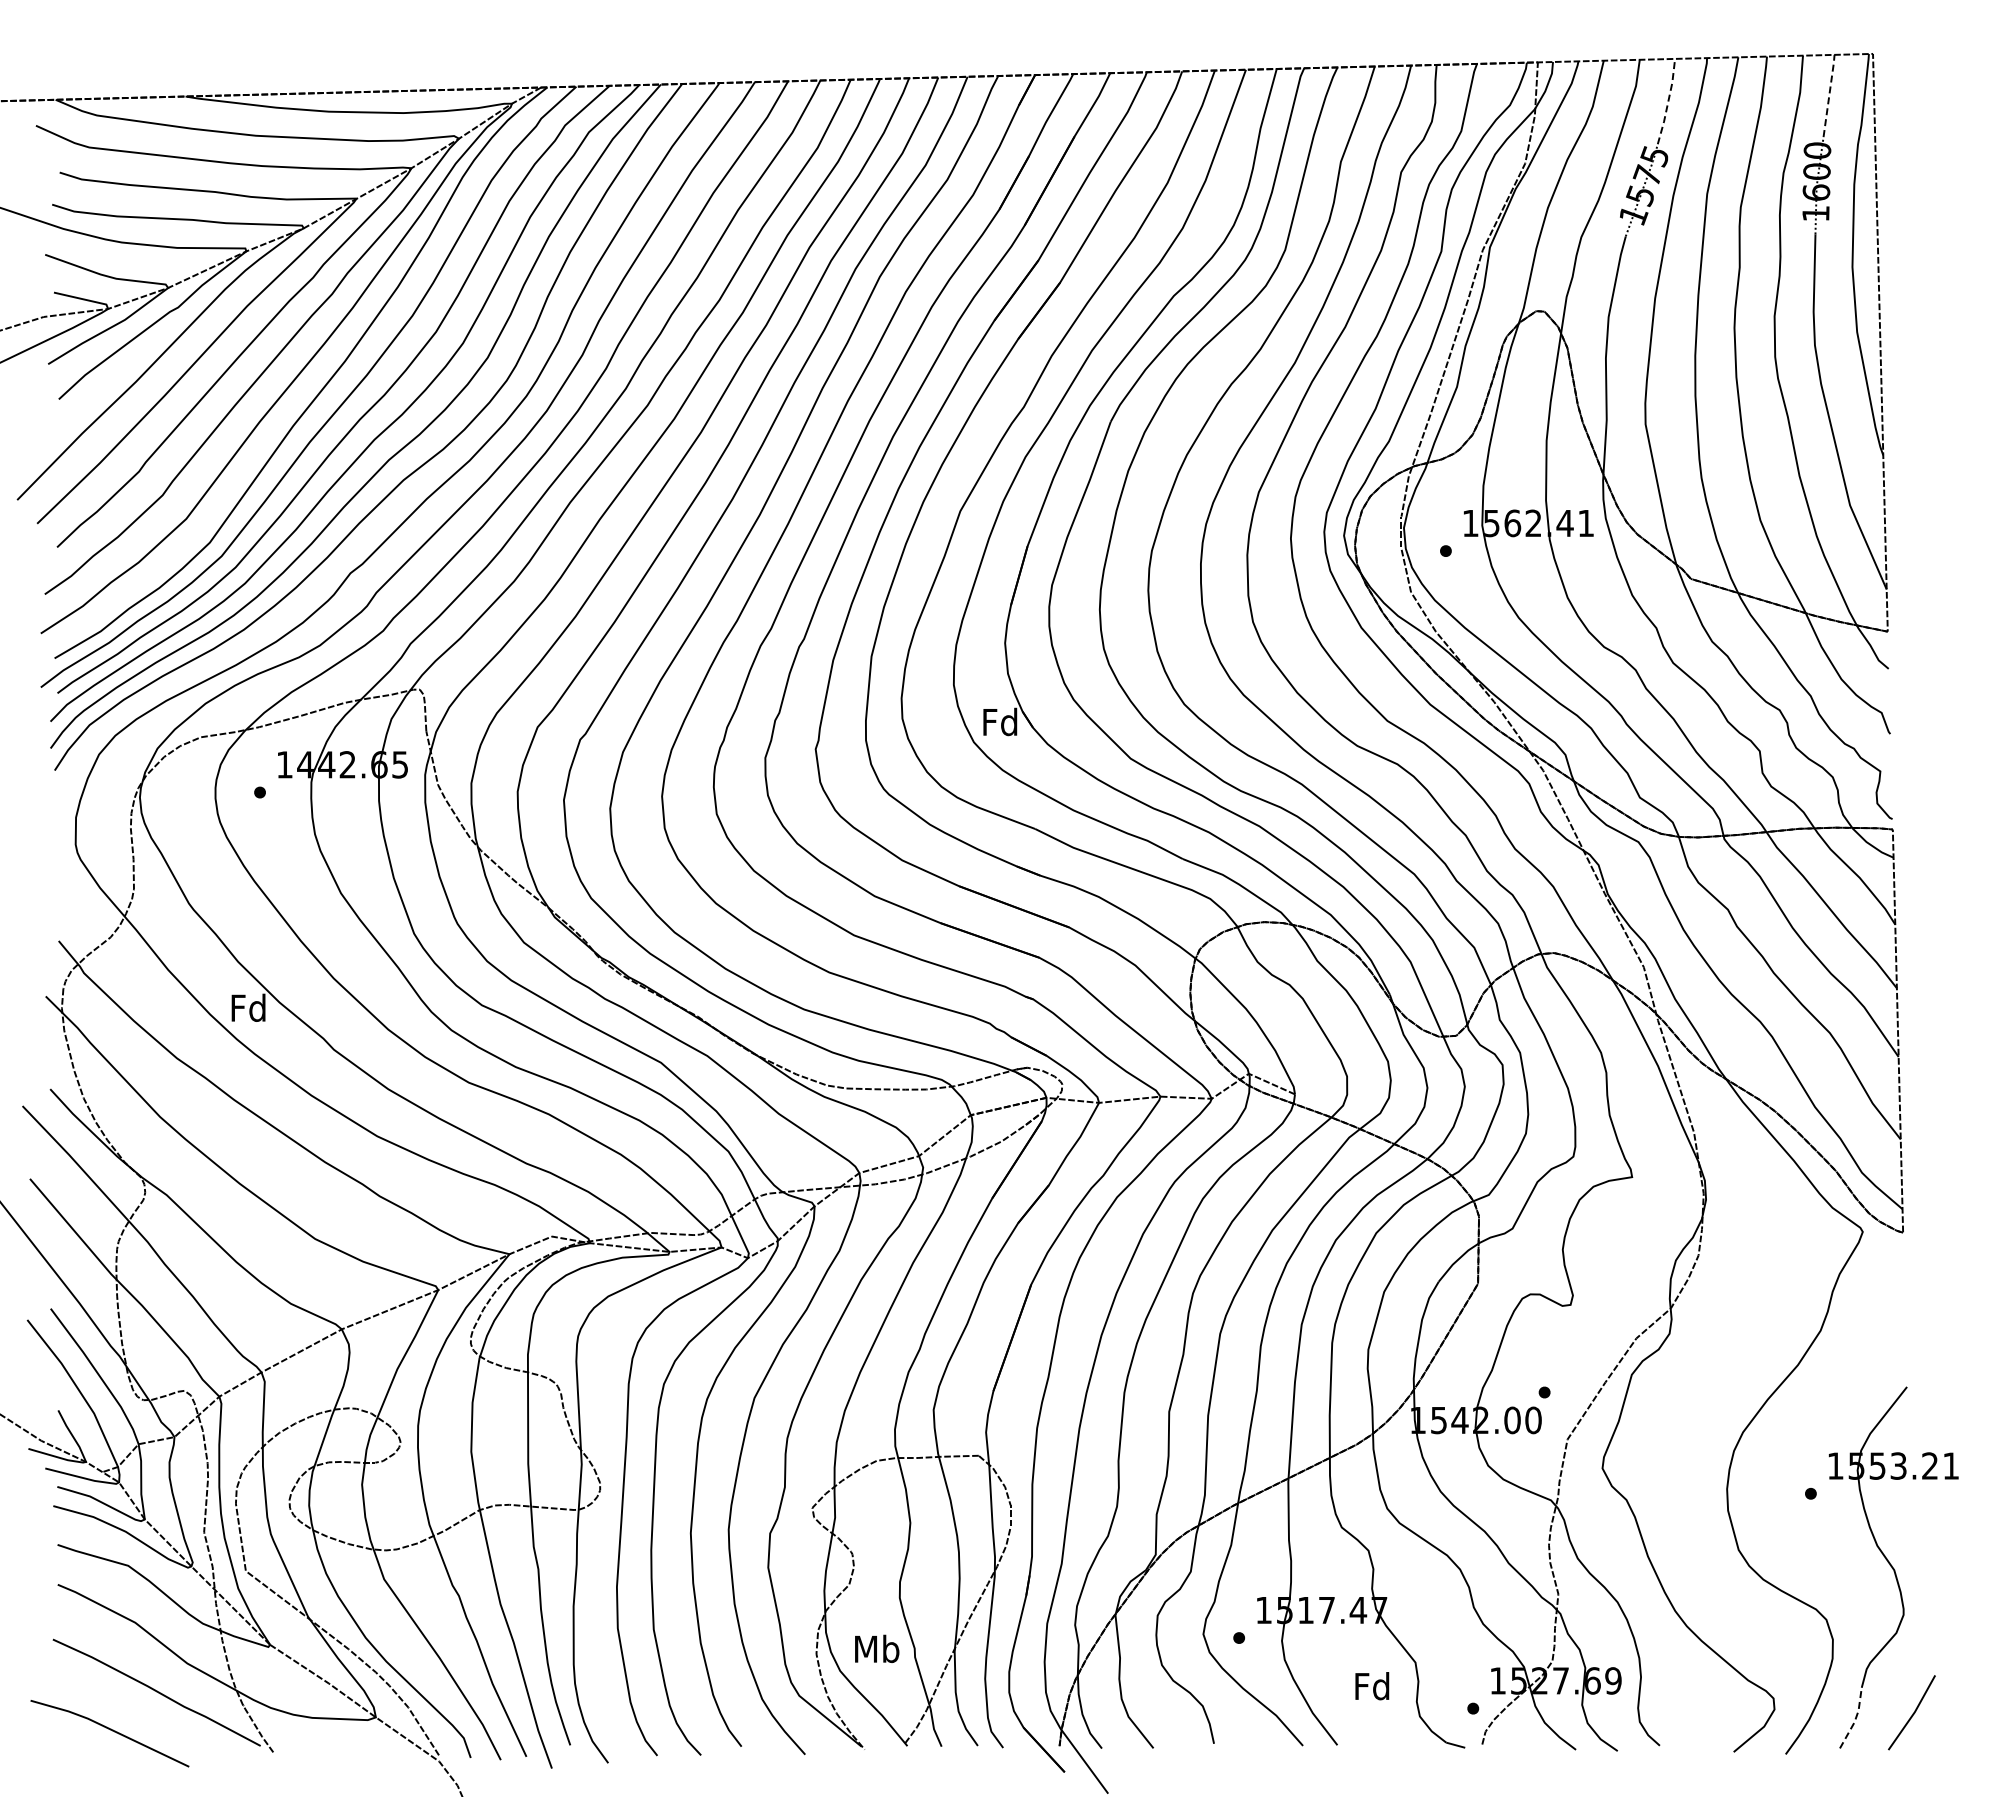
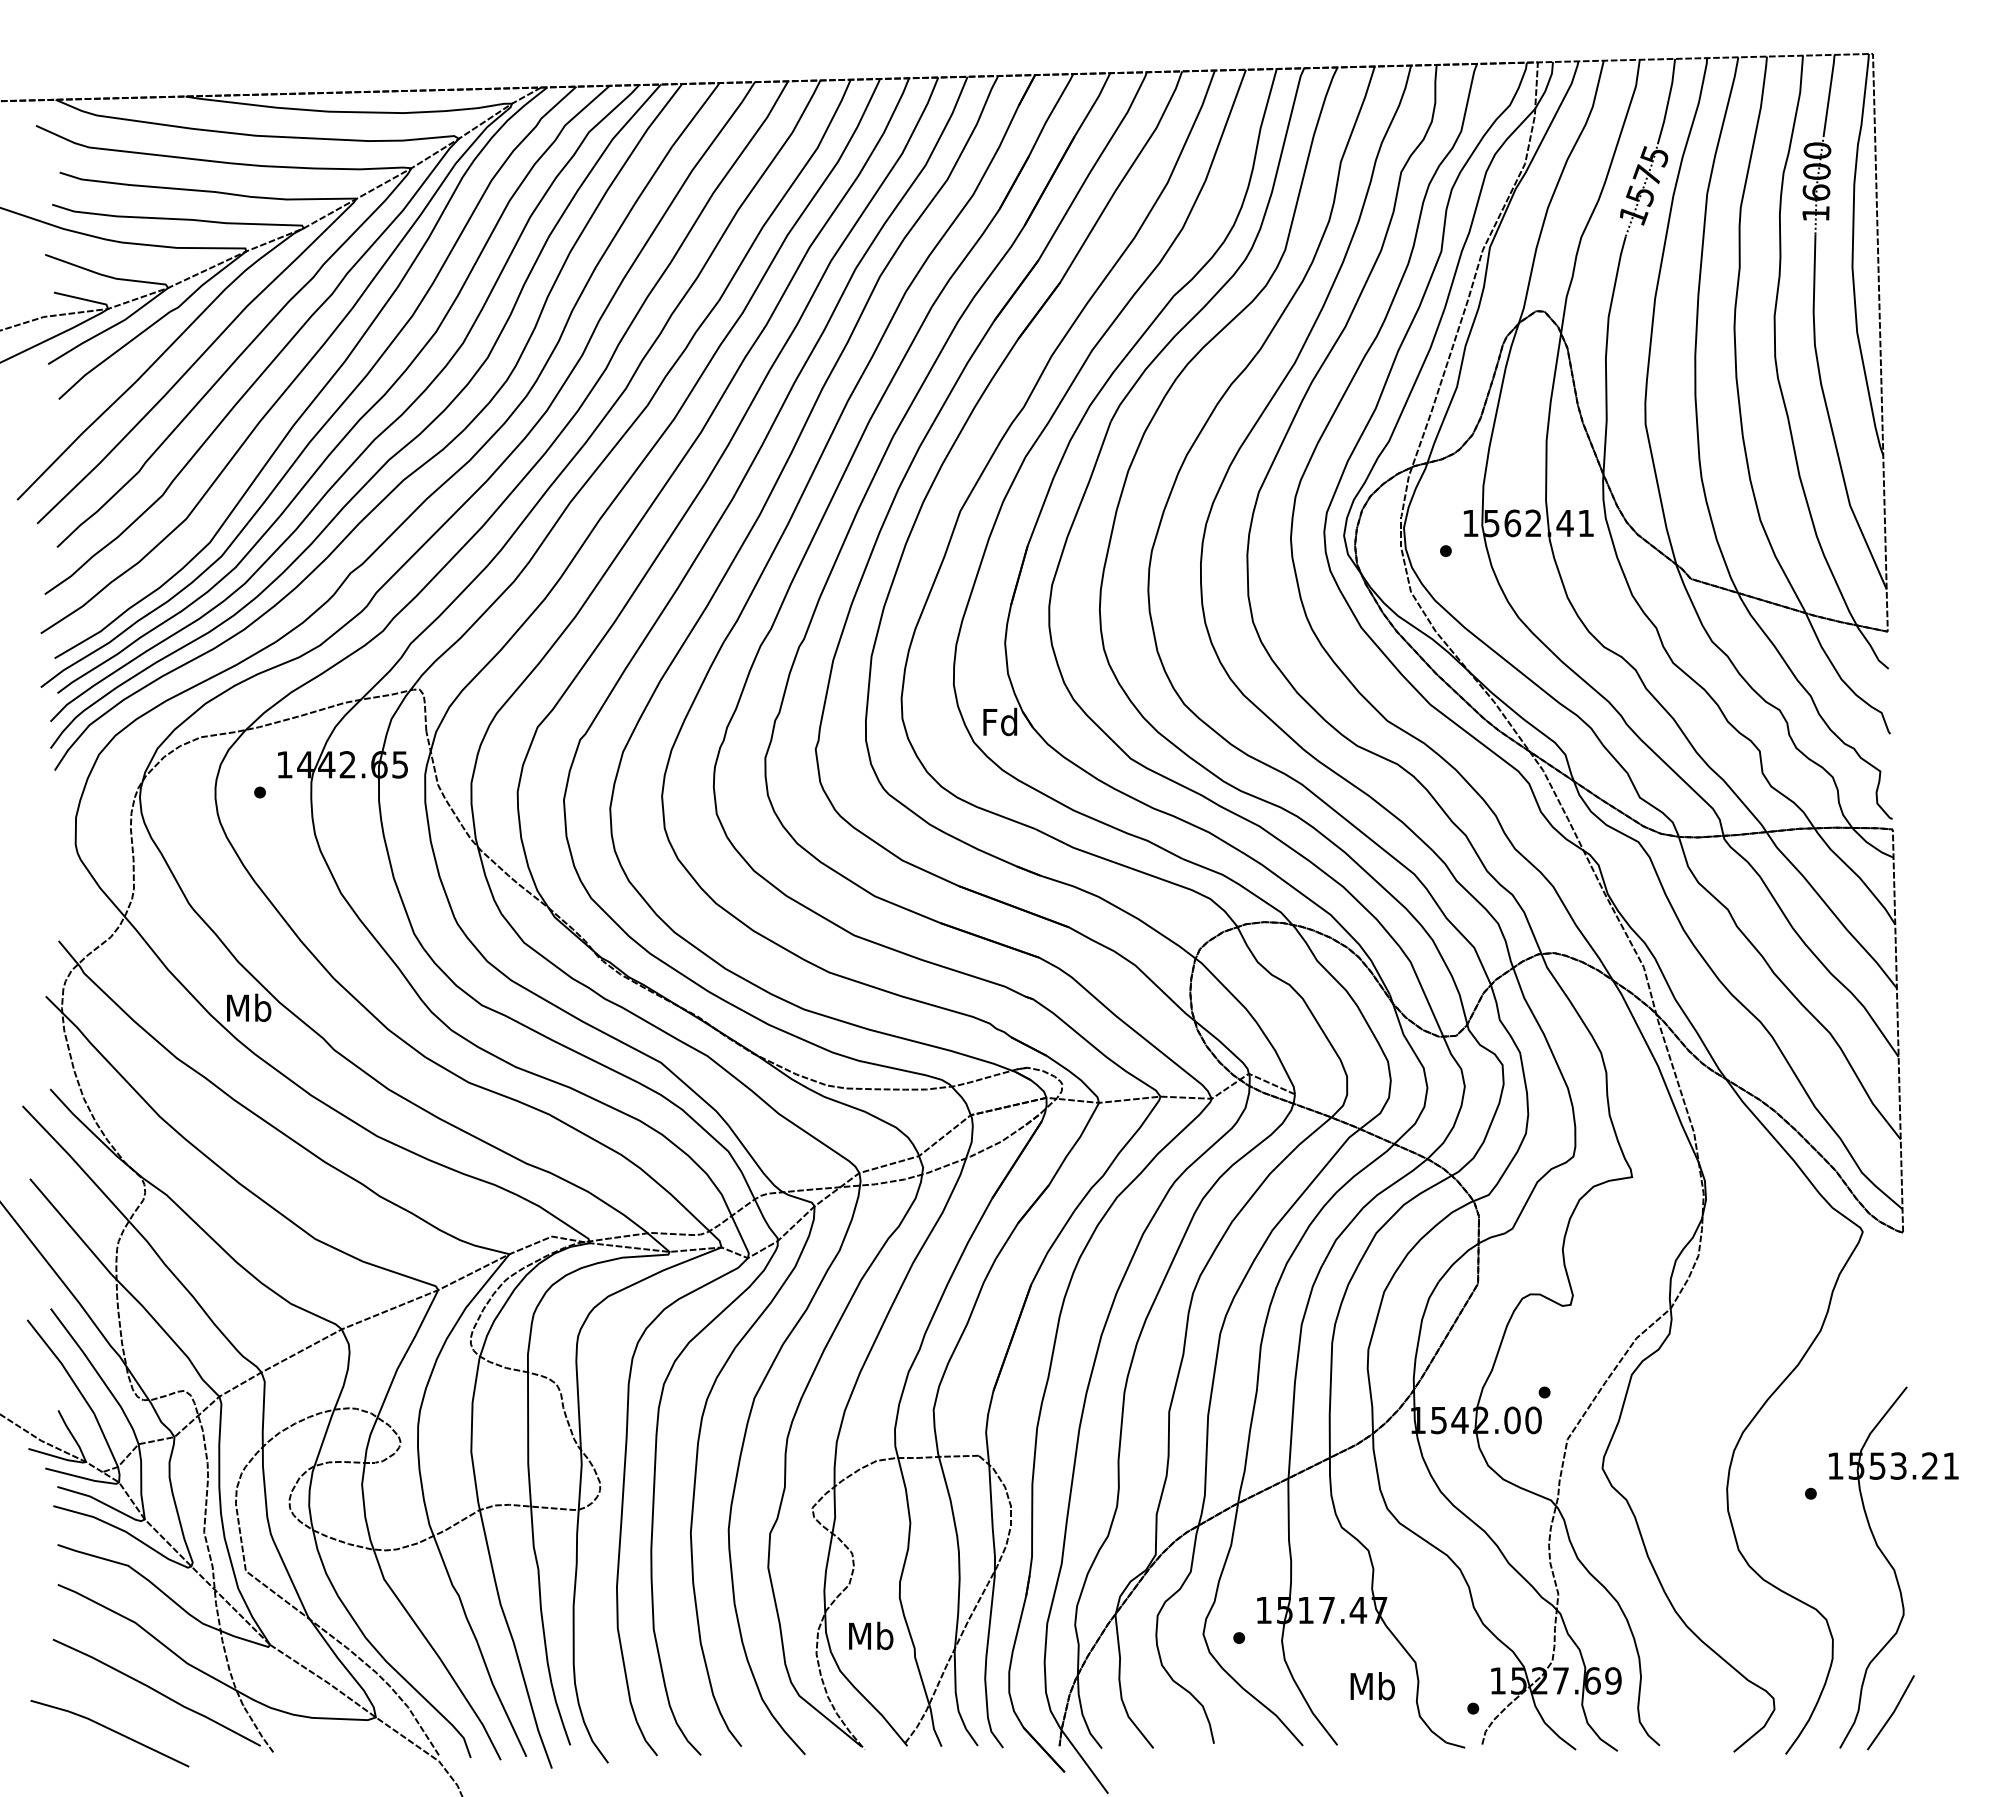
line: dashed -> solid (1829, 94)
line: dashed -> solid (1668, 101)
text: Fd -> Mb (249, 1007)
text position: (877, 1648) -> (871, 1635) (871, 1635)
text: Fd -> Mb (1372, 1686)
line position: (1912, 1713) -> (1891, 1713) (1891, 1713)
line: dashed -> solid (1855, 1718)
